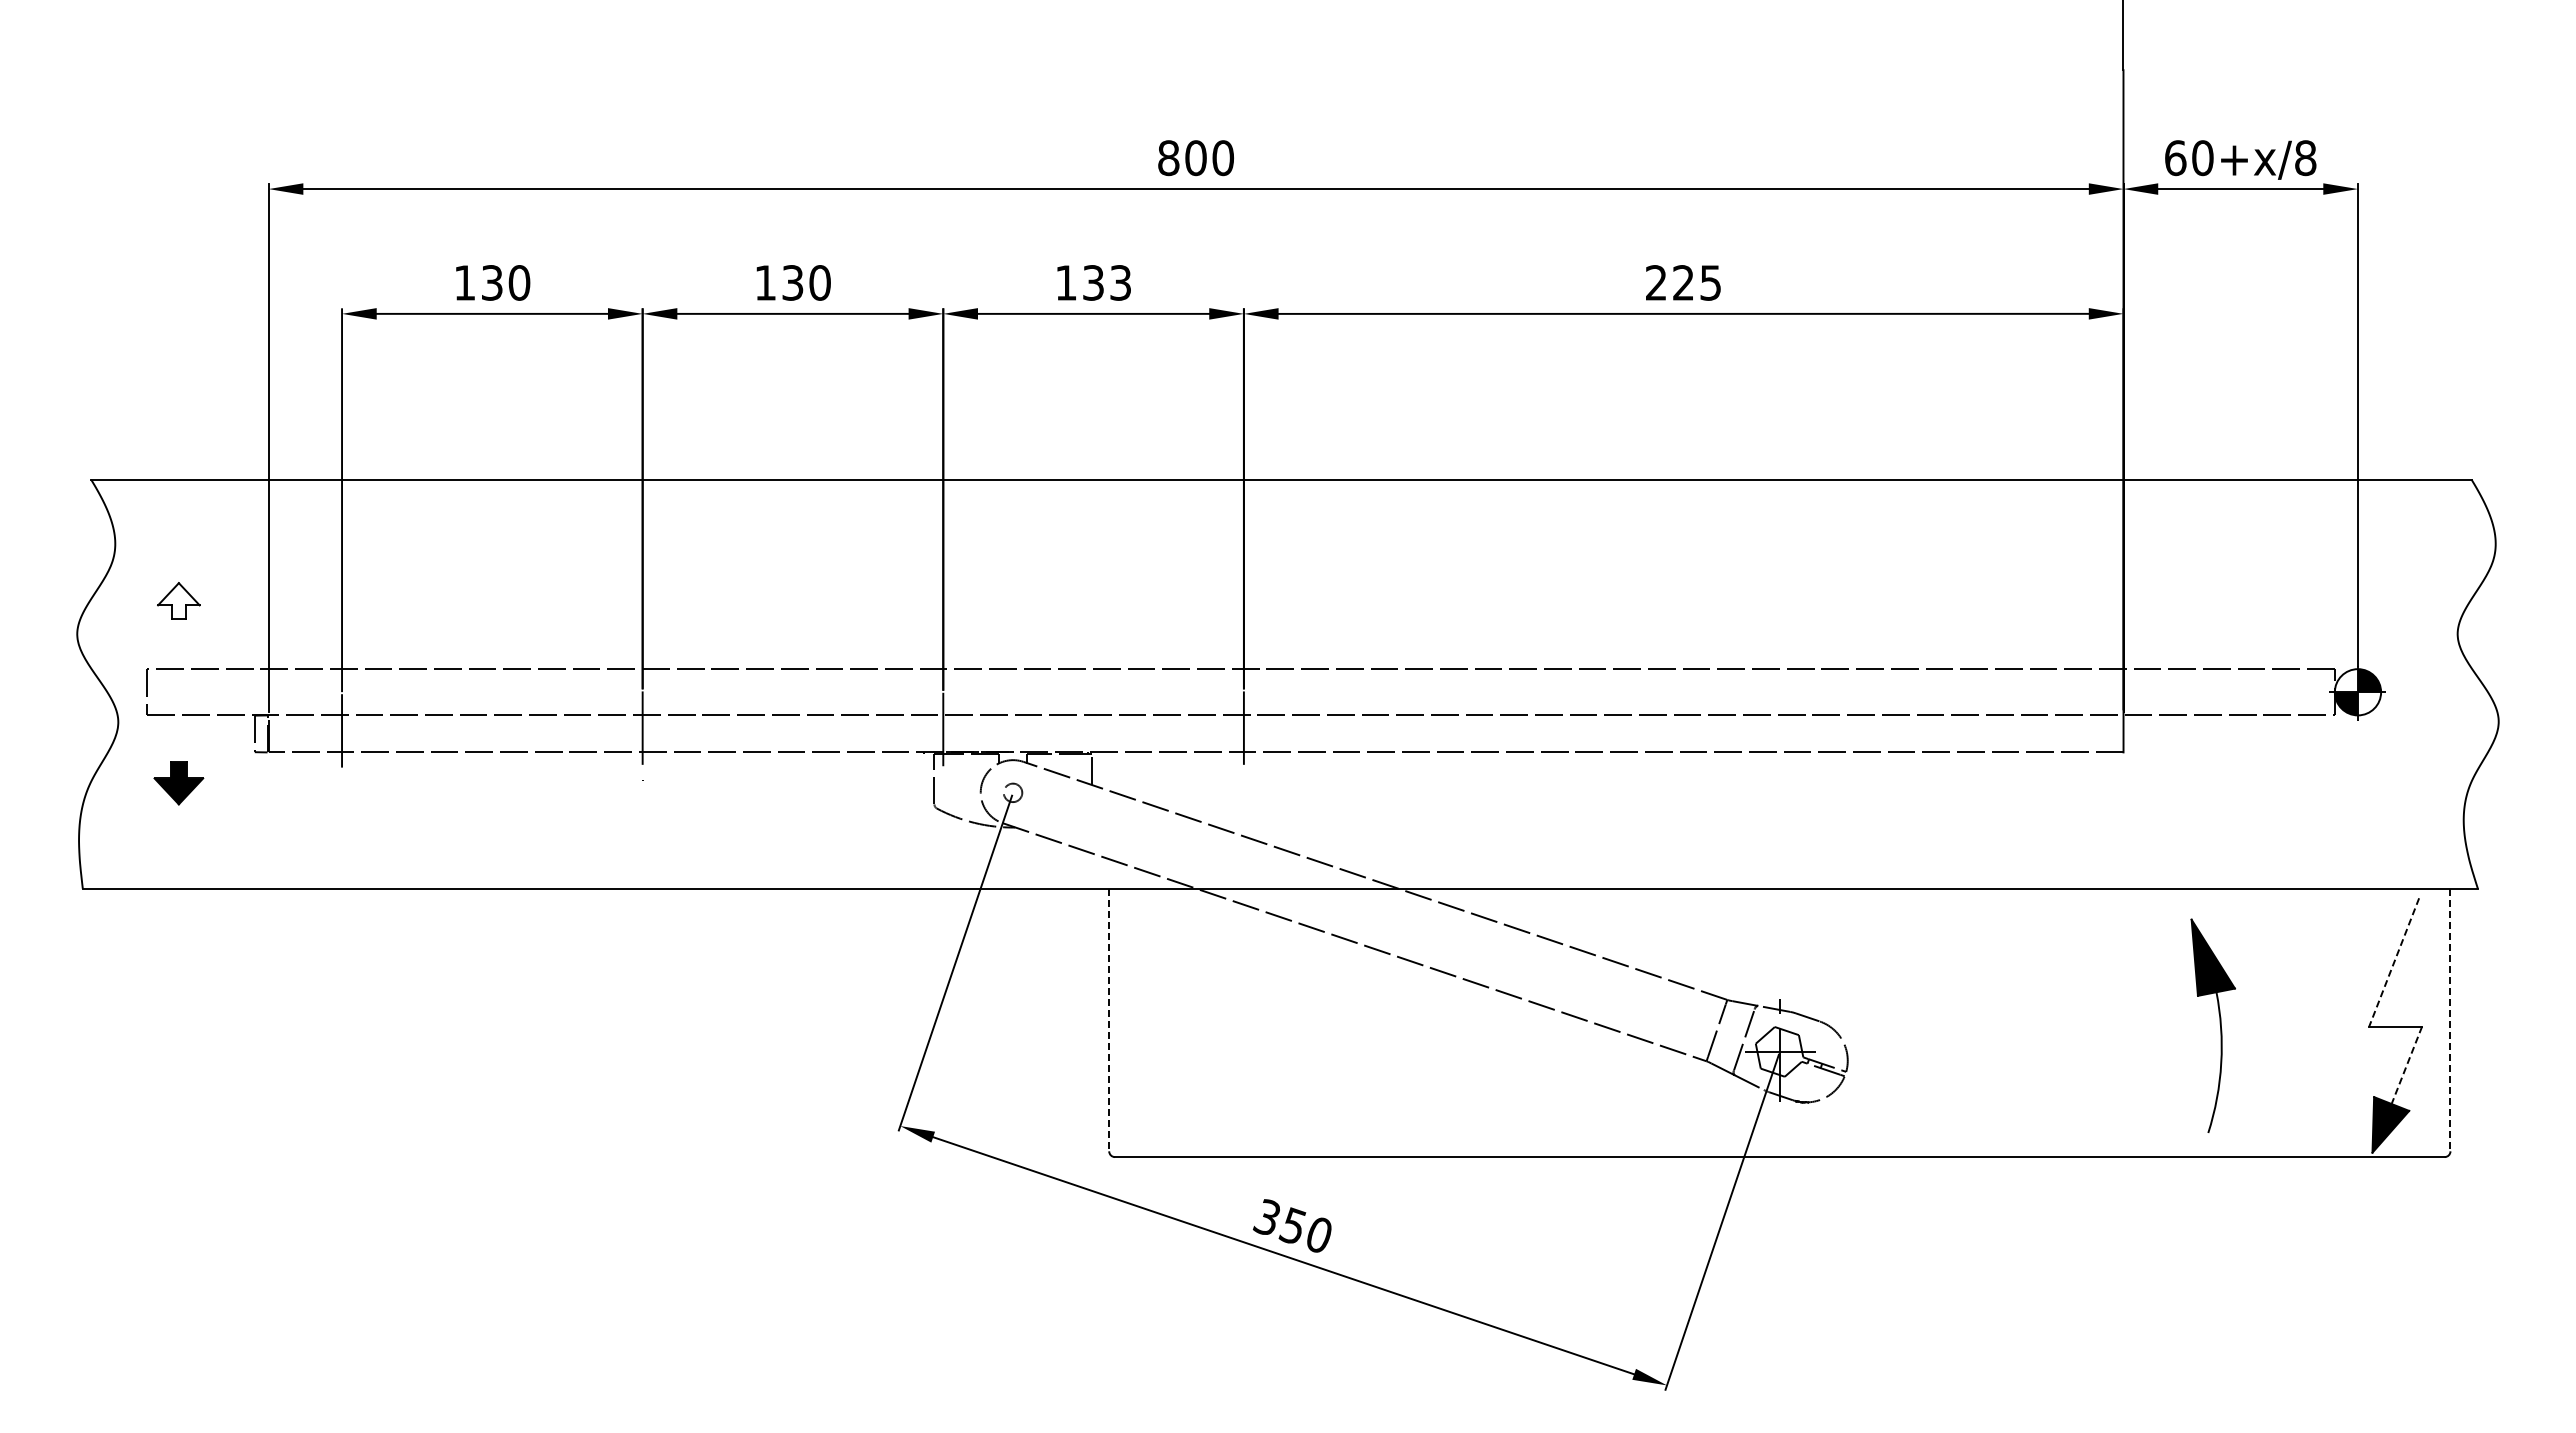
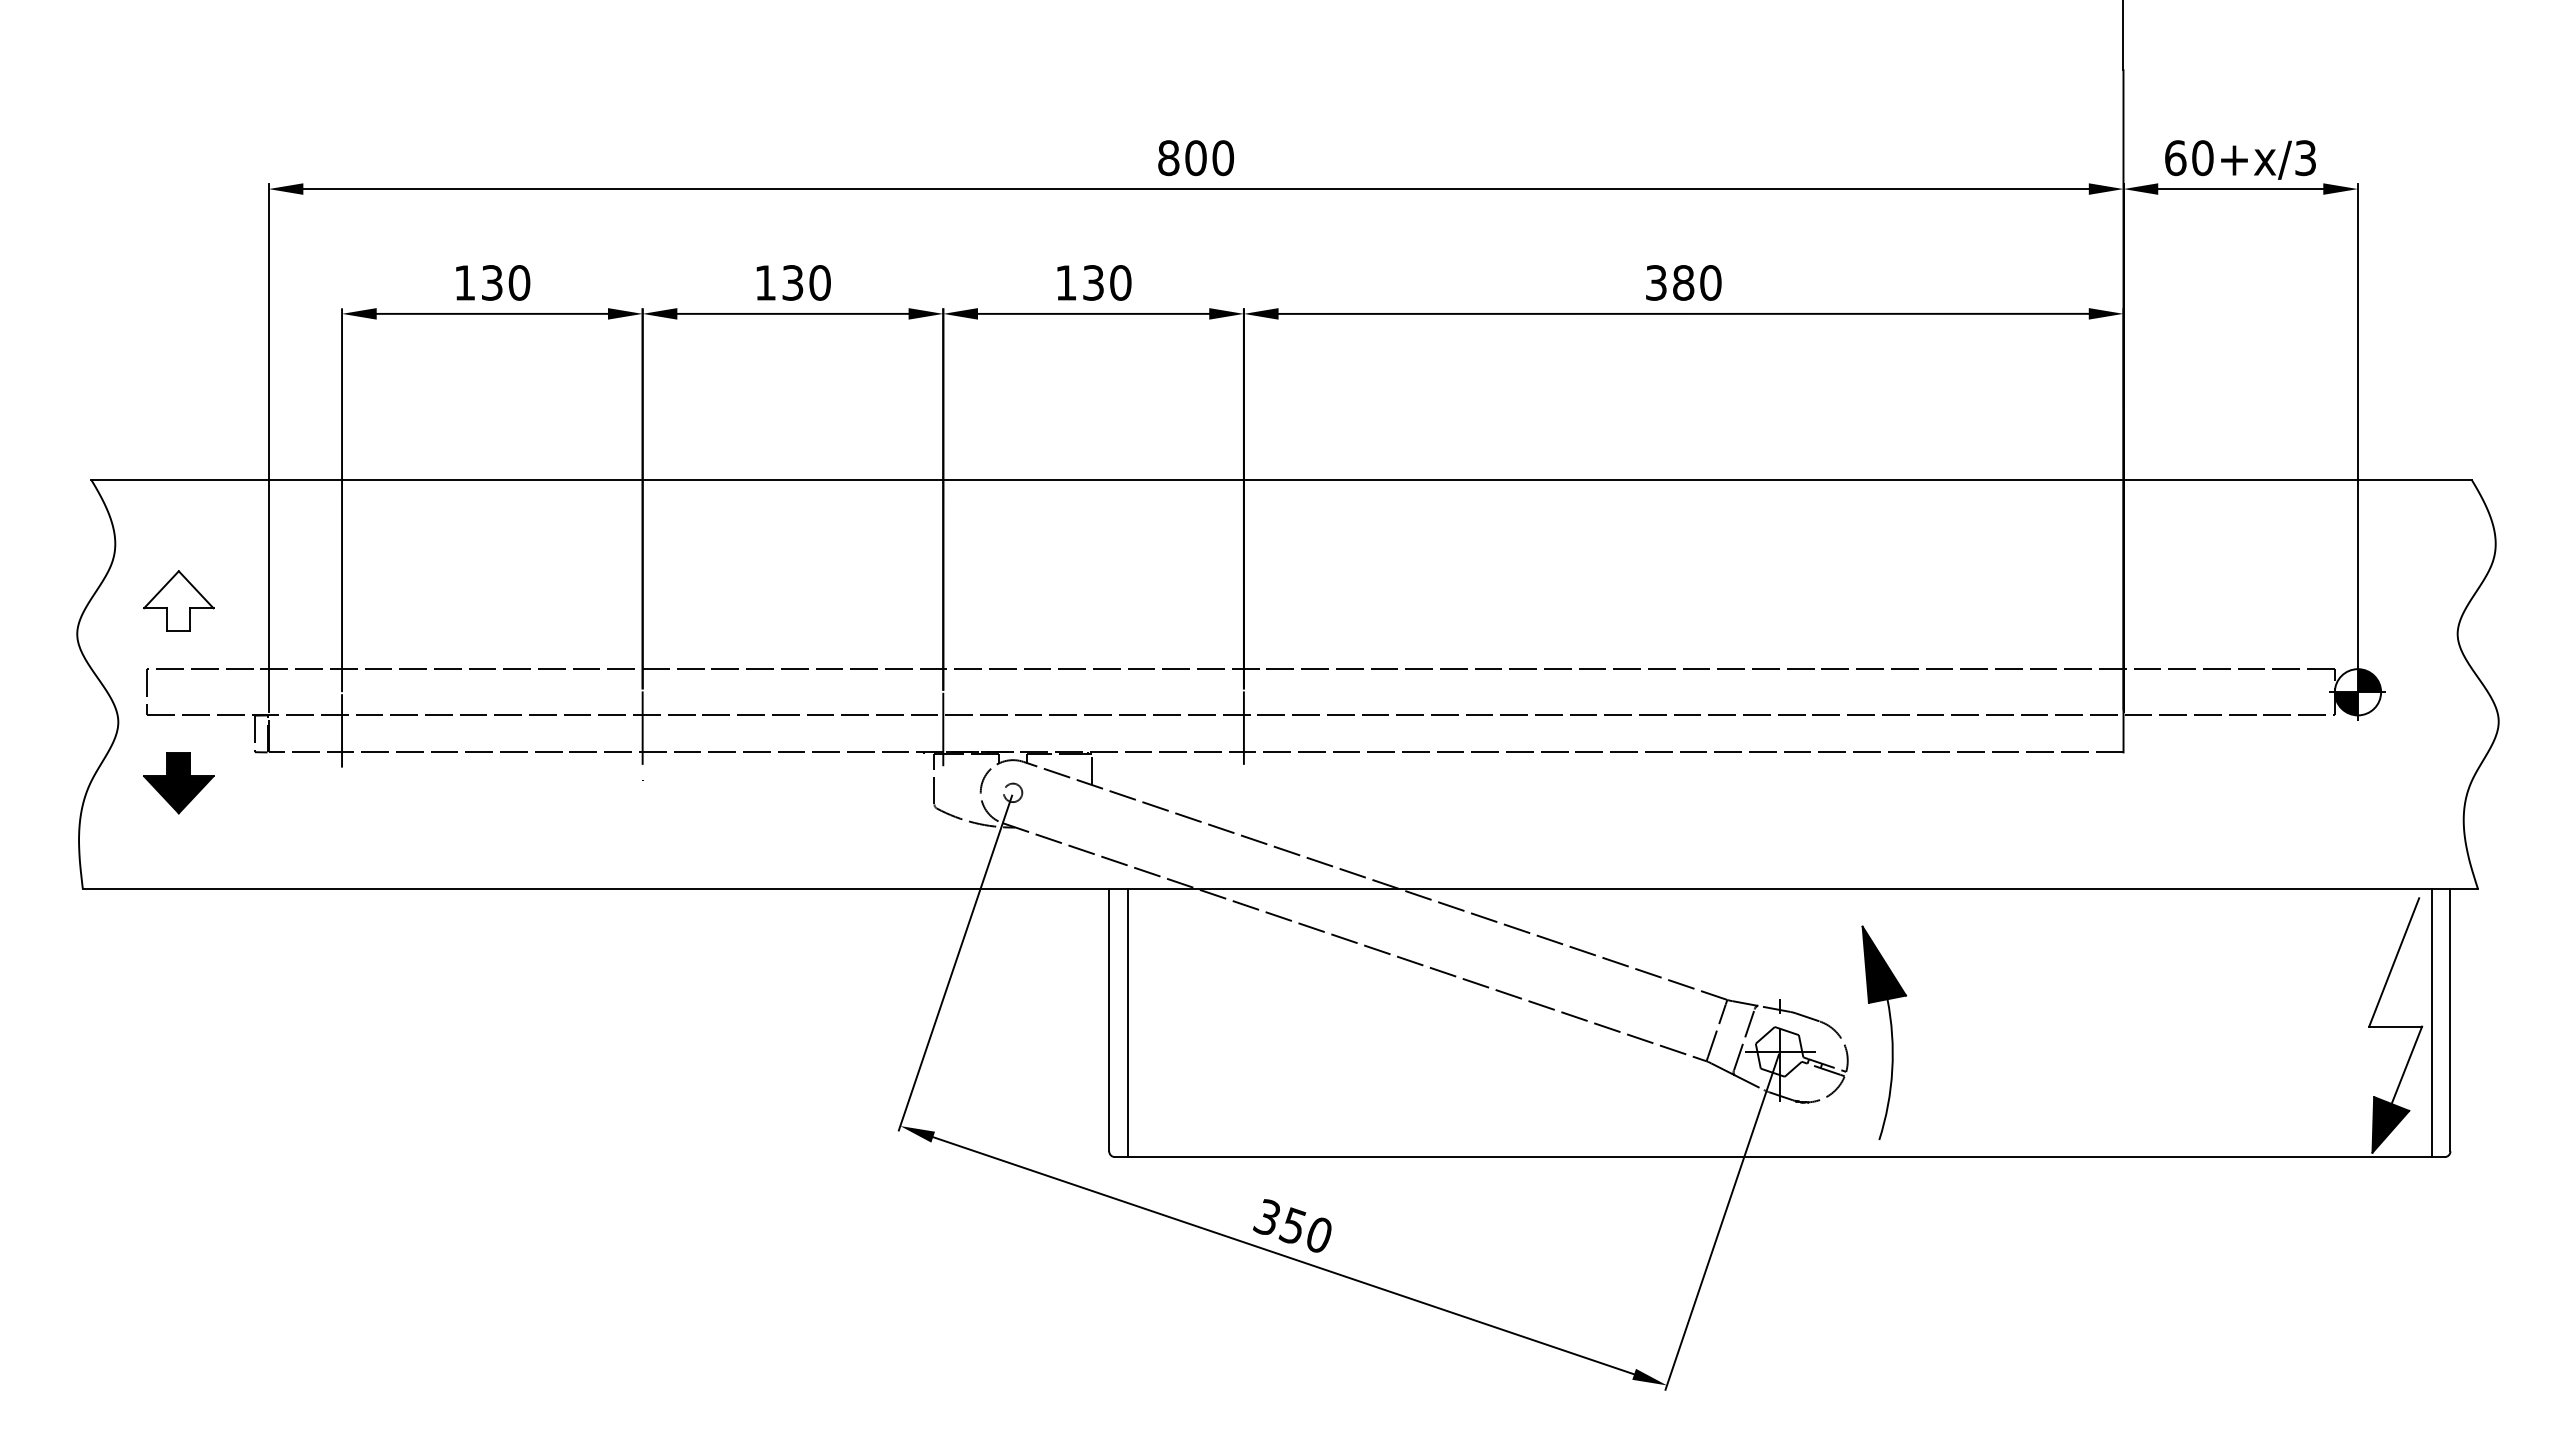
text: 60+x/8 -> 60+x/3 (2305, 158)
text: 133 -> 130 (1120, 282)
text: 225 -> 380 (1683, 282)
part size: 44x38 px -> 72x62 px (178, 600)
part size: 52x45 px -> 72x63 px (178, 783)
line: dashed -> solid (2394, 962)
line: dashed -> solid (1109, 1020)
line: dashed -> solid (2450, 1020)
line: none -> present (1127, 1022)
line: none -> present (2431, 1022)
part position: (2219, 1024) -> (1890, 1031) (1890, 1031)
line: dashed -> solid (2406, 1065)
